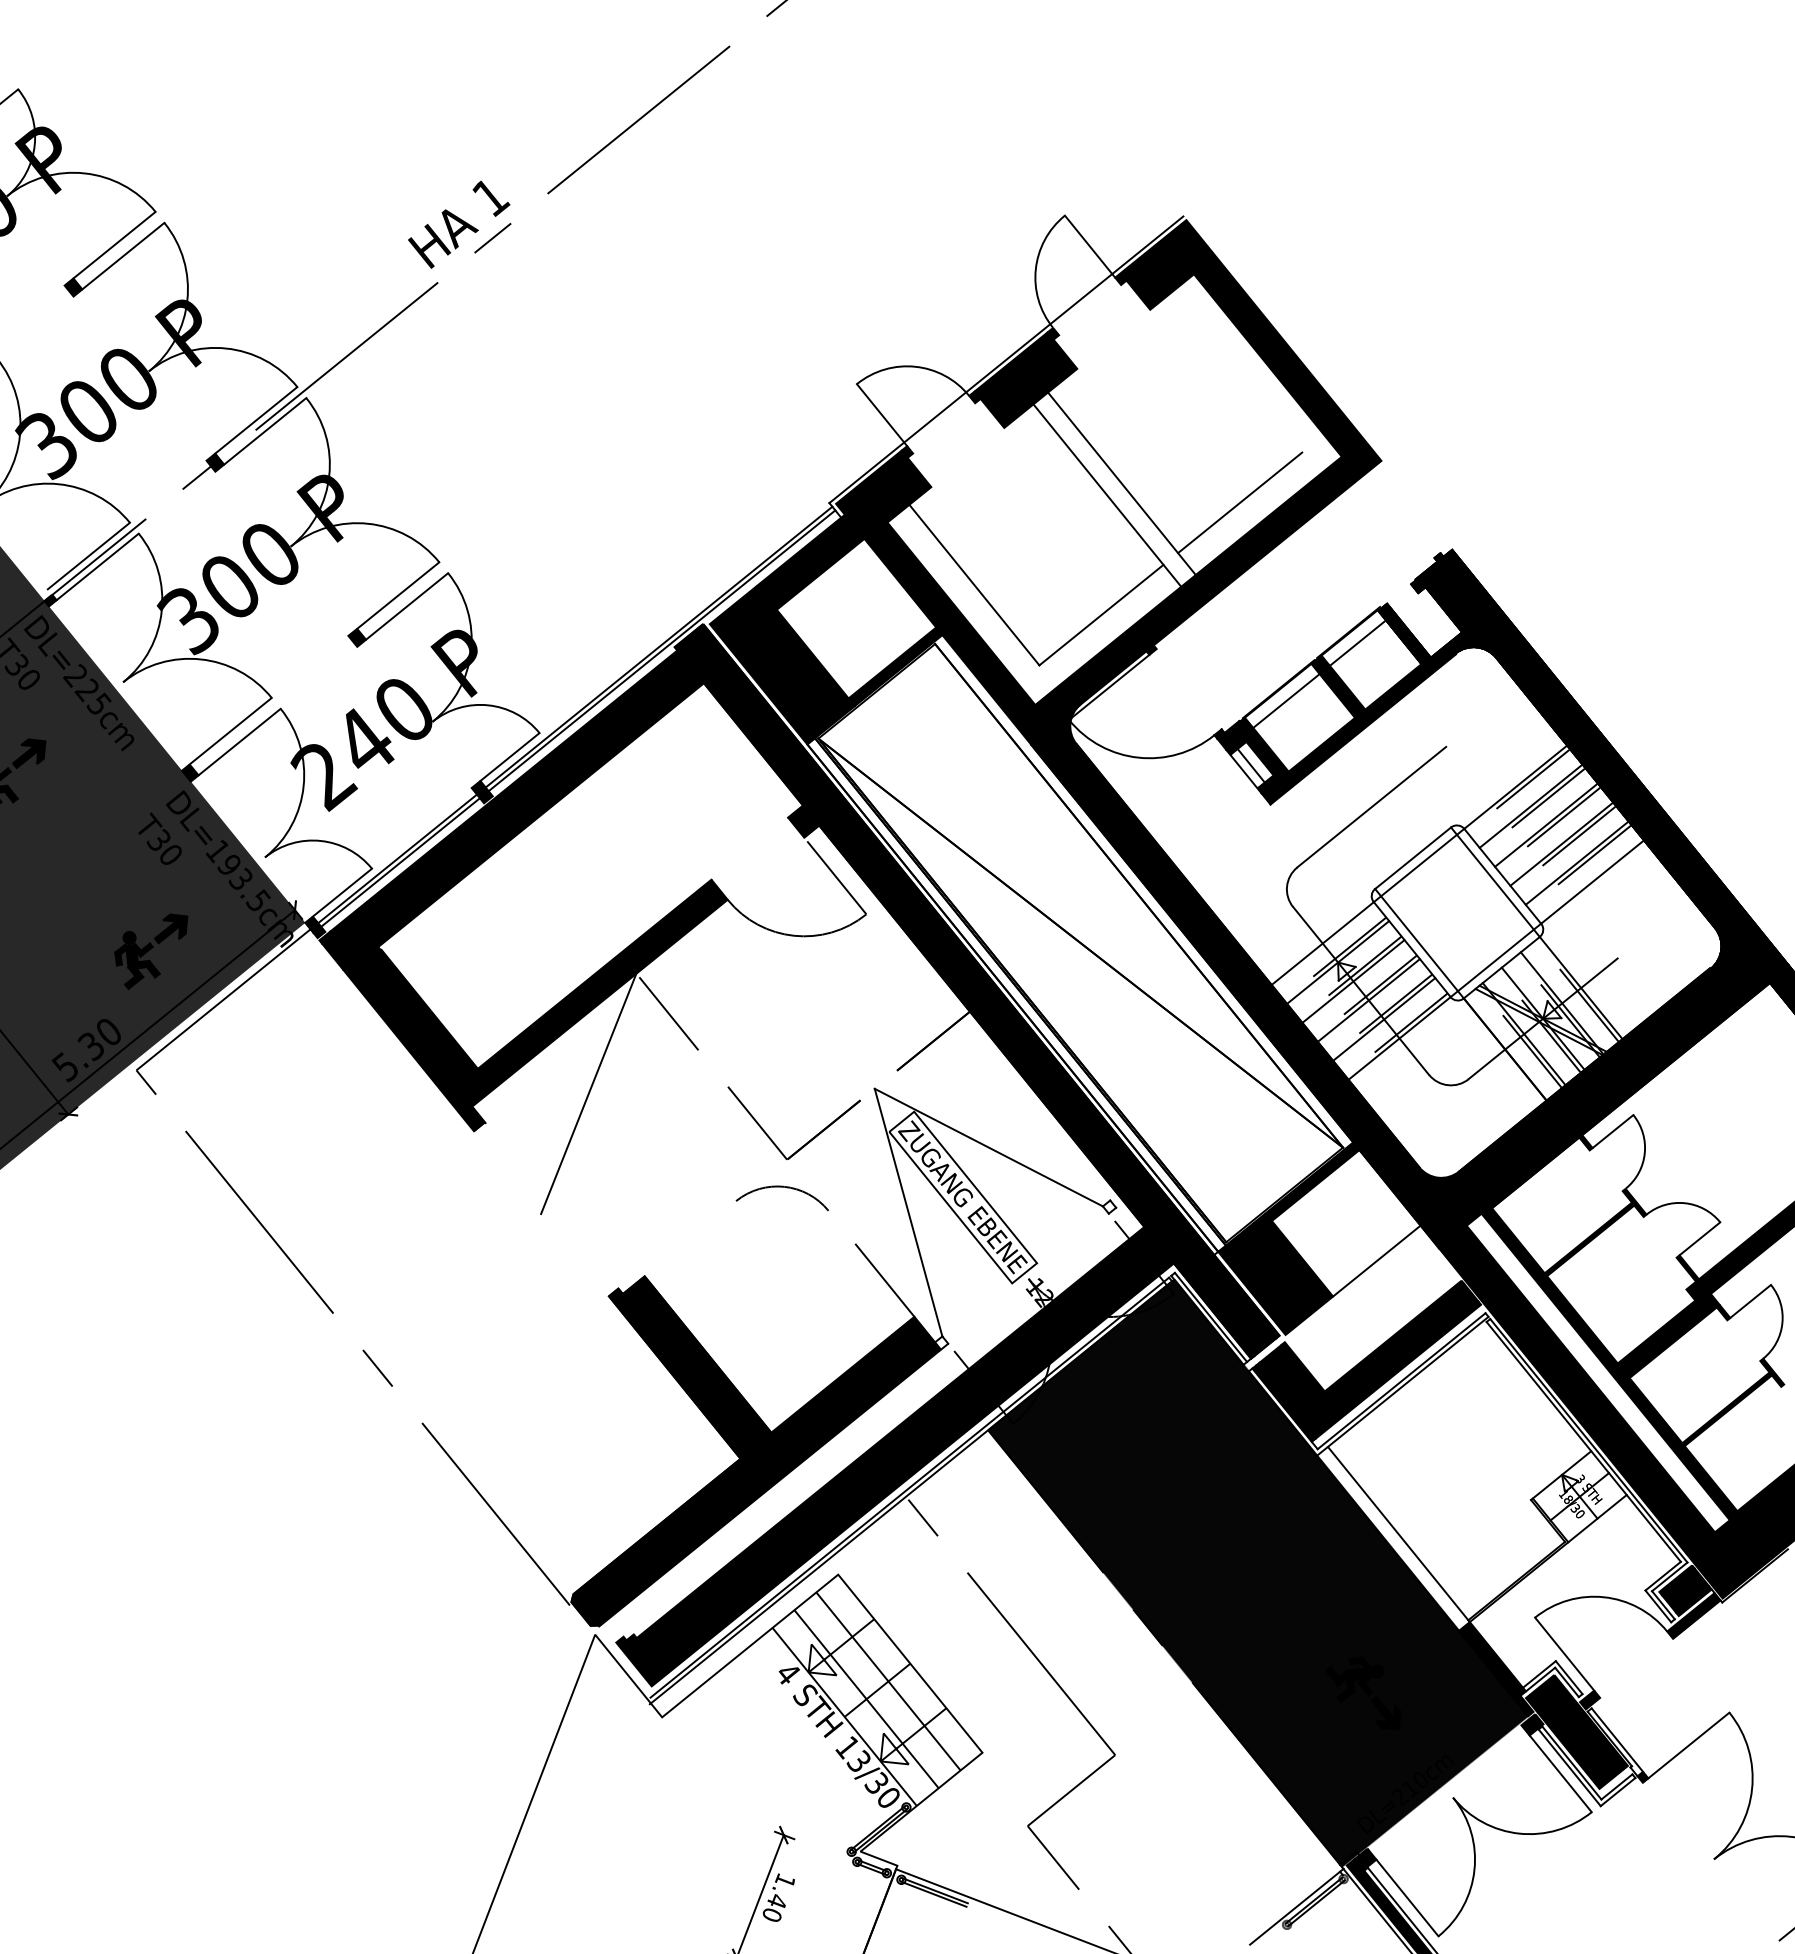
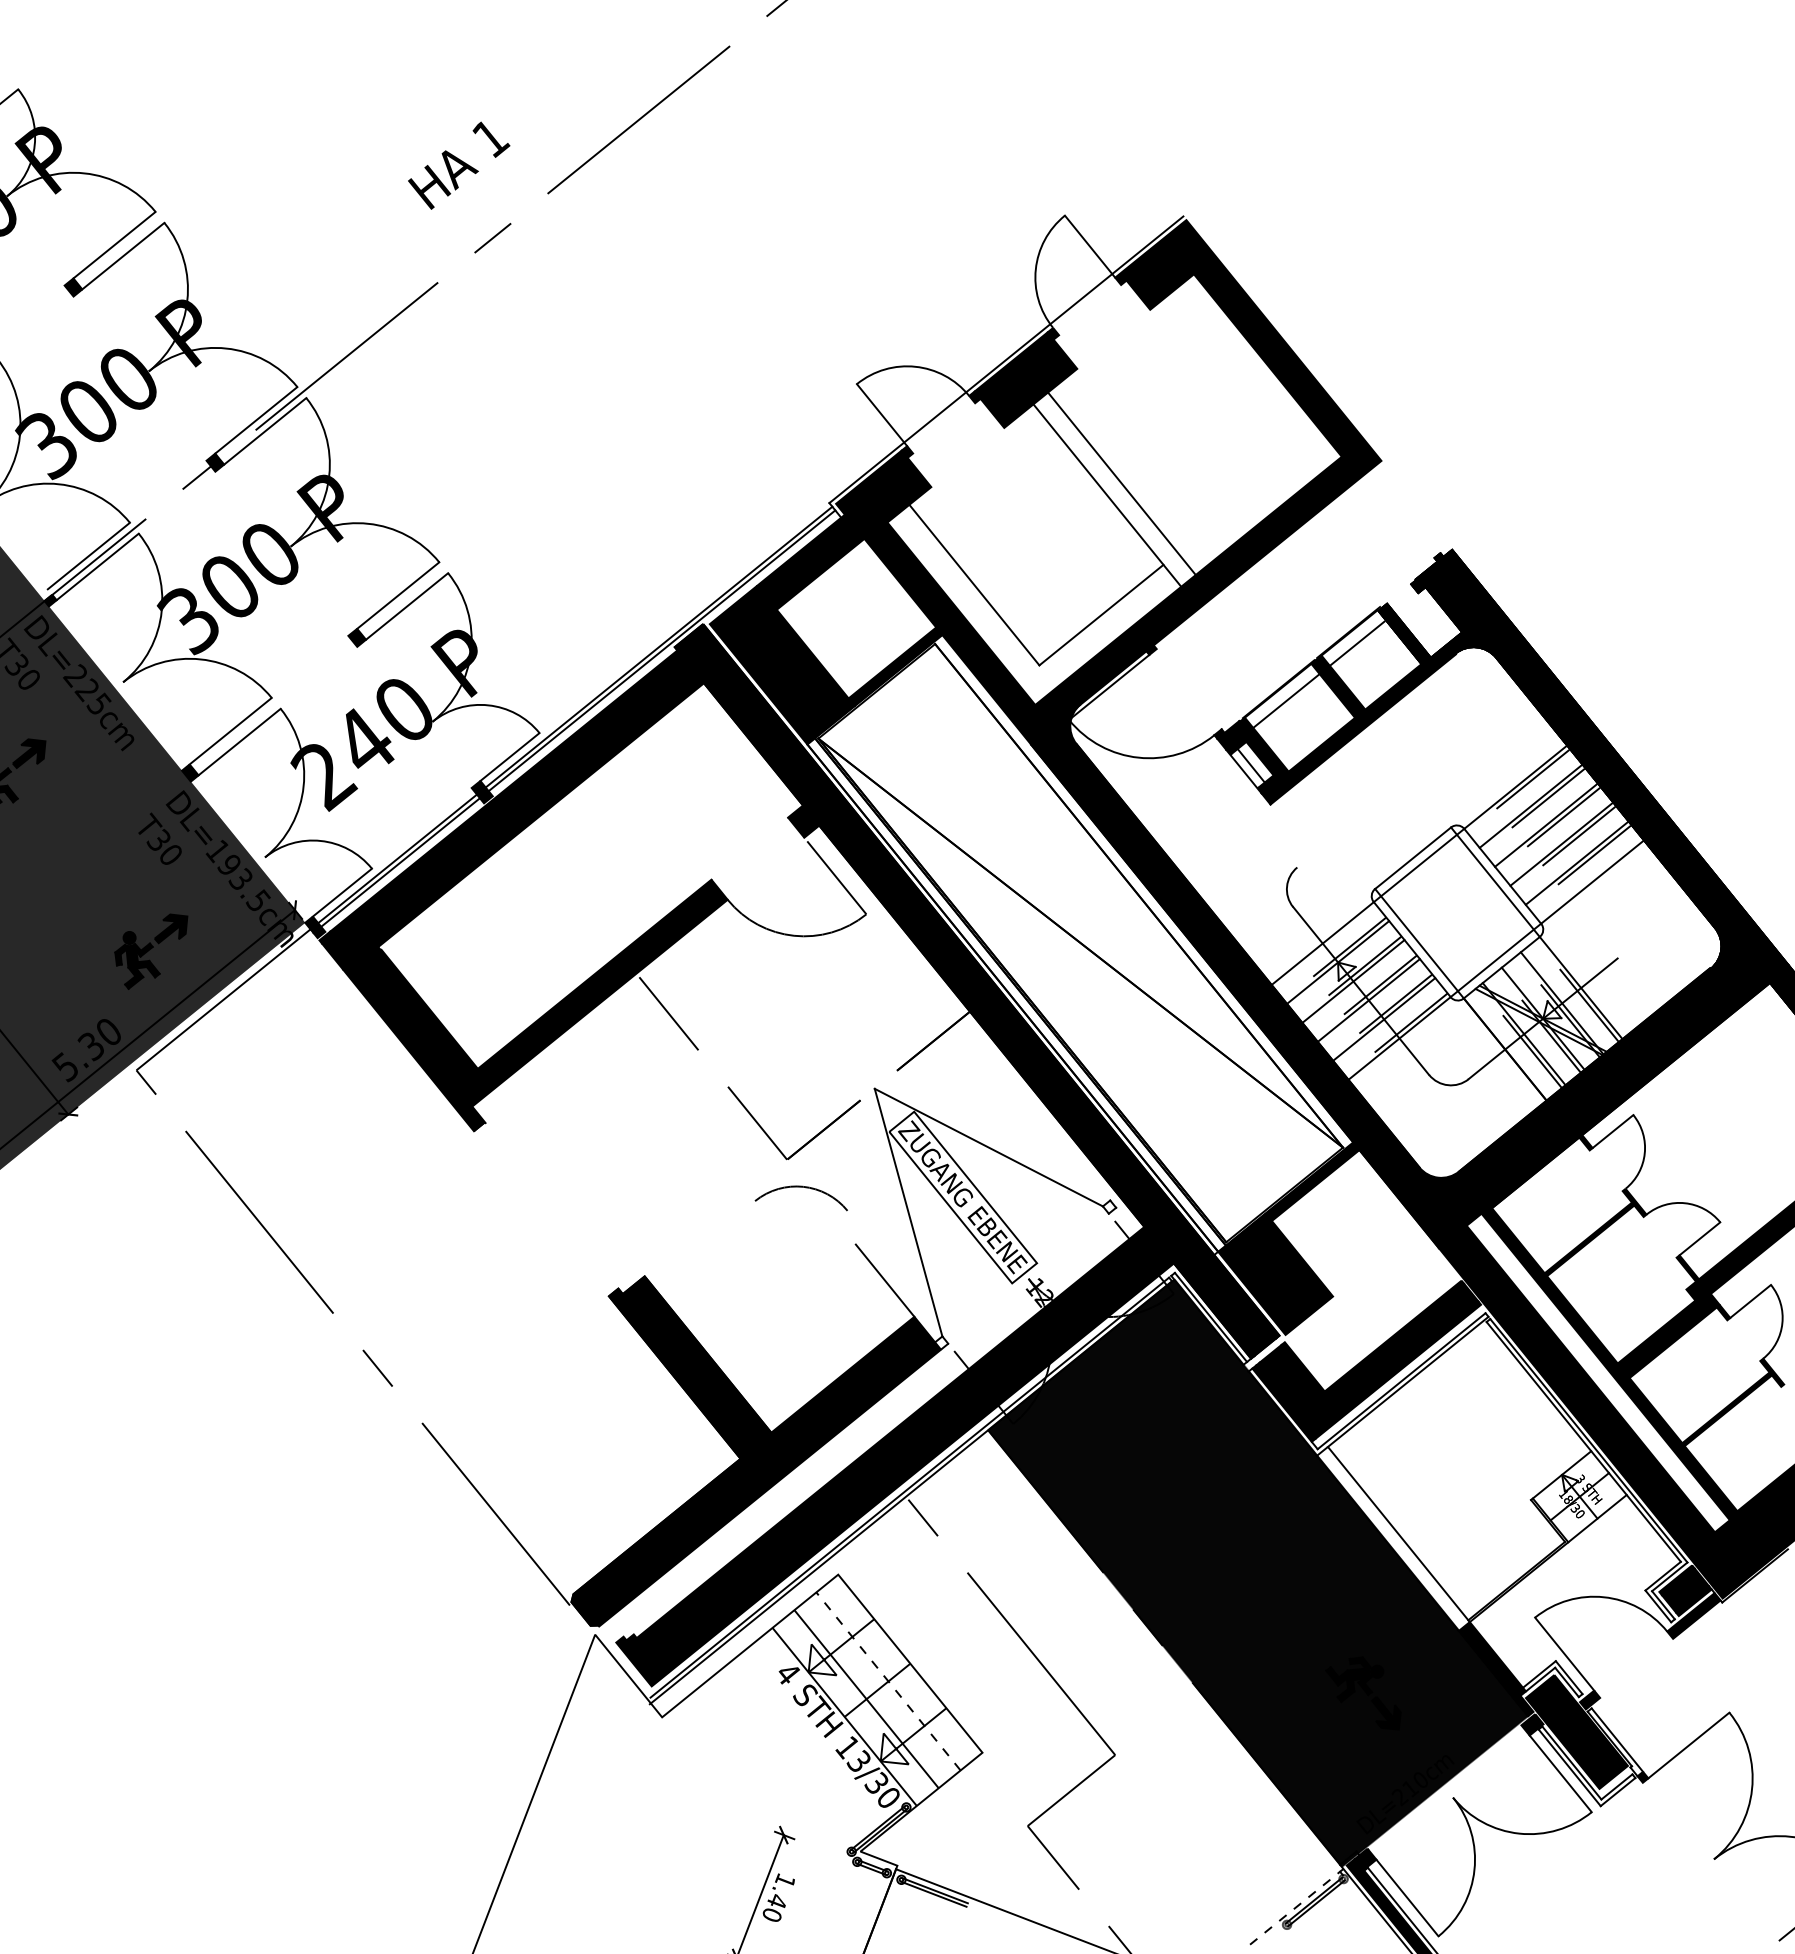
text position: (459, 224) -> (459, 165) (459, 165)
line: present -> none (1240, 502)
line: present -> none (1371, 806)
line: present -> none (588, 1093)
arc position: (781, 1187) -> (800, 1187) (800, 1187)
line: present -> none (1376, 1260)
line: solid -> dashed (888, 1681)
line: solid -> dashed (1297, 1906)
